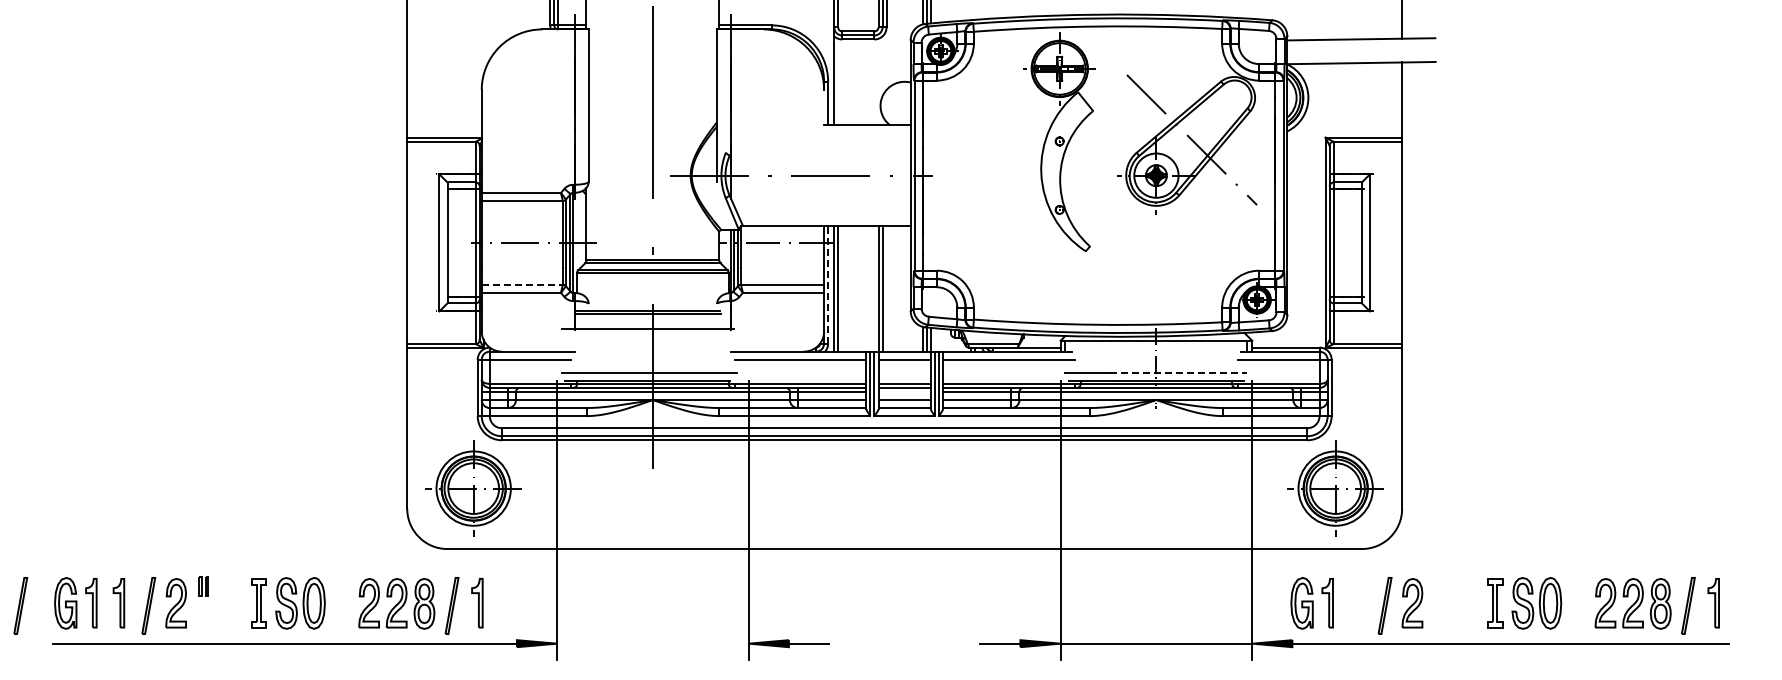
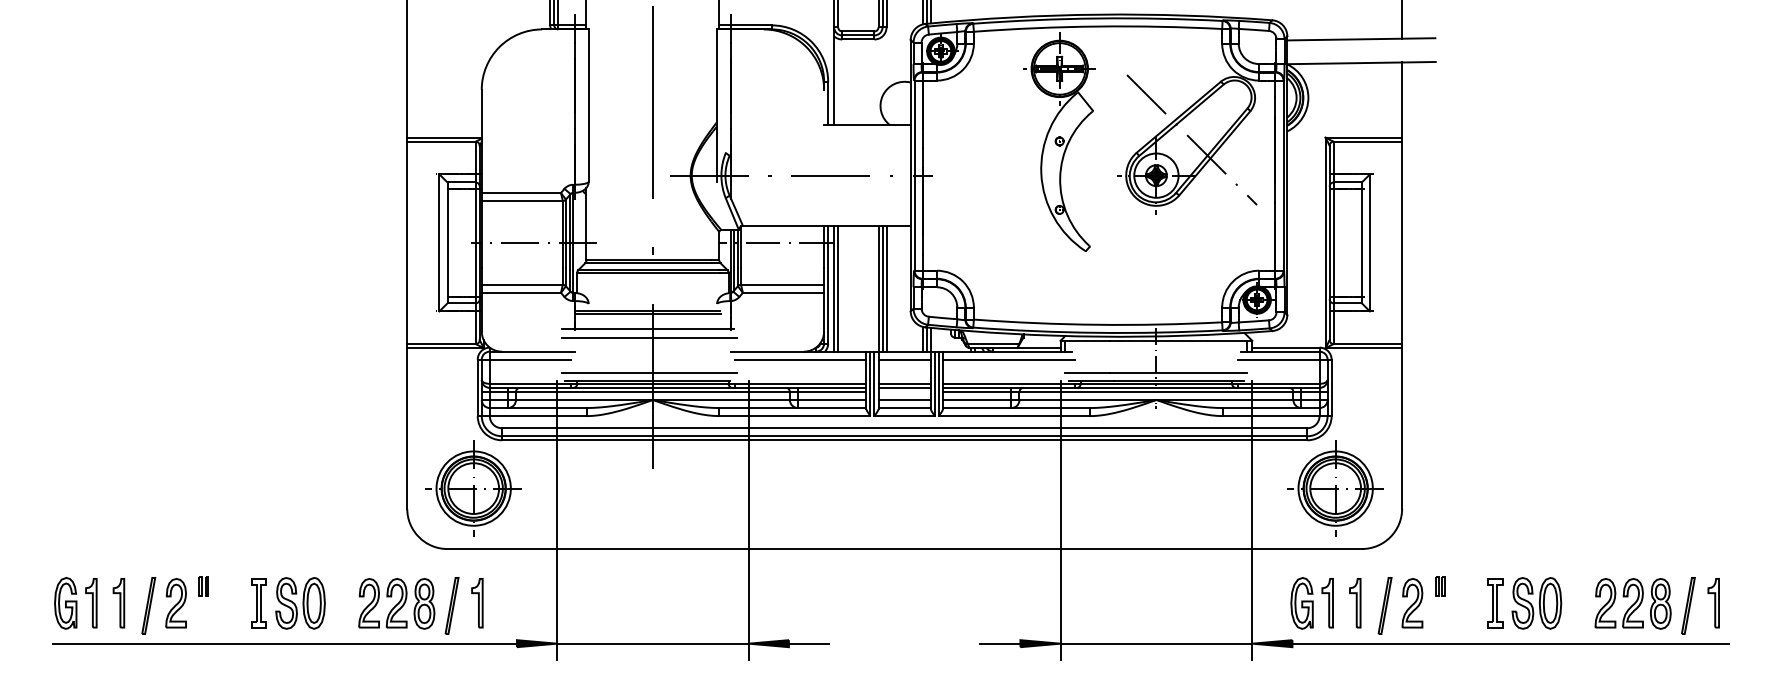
line: dashed -> solid (522, 284)
line: dashed -> solid (828, 284)
line: none -> present (886, 288)
line: none -> present (649, 337)
line: dashed -> solid (1179, 373)
part: none -> present (1440, 586)
part: none -> present (1355, 603)
part: present -> none (20, 605)
line: none -> present (652, 643)
